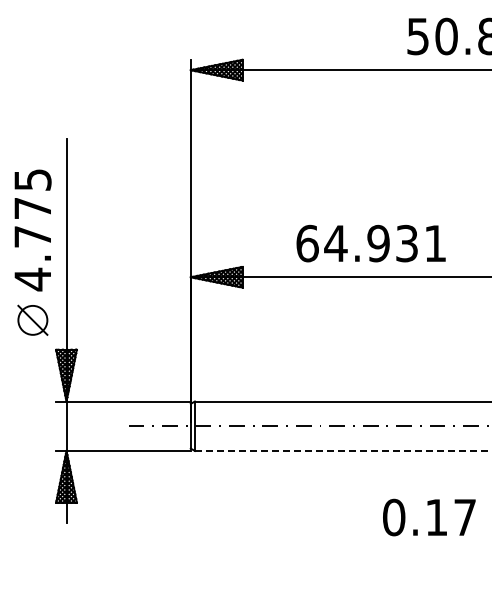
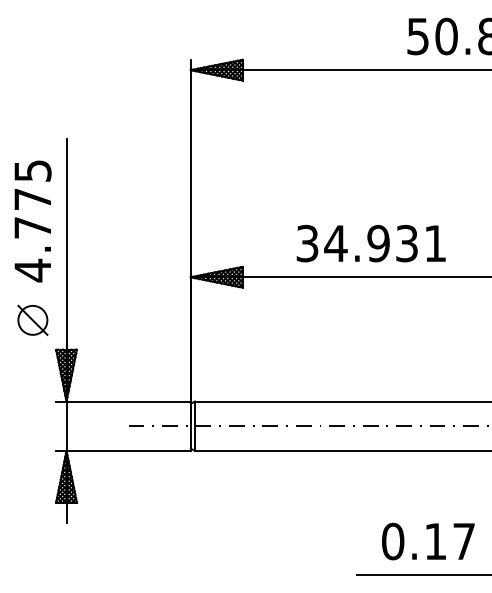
text position: (32, 230) -> (32, 221) (32, 221)
text: 64.931 -> 34.931 (307, 243)
line: dashed -> solid (343, 450)
text position: (429, 517) -> (428, 541) (428, 541)
line: none -> present (422, 575)
